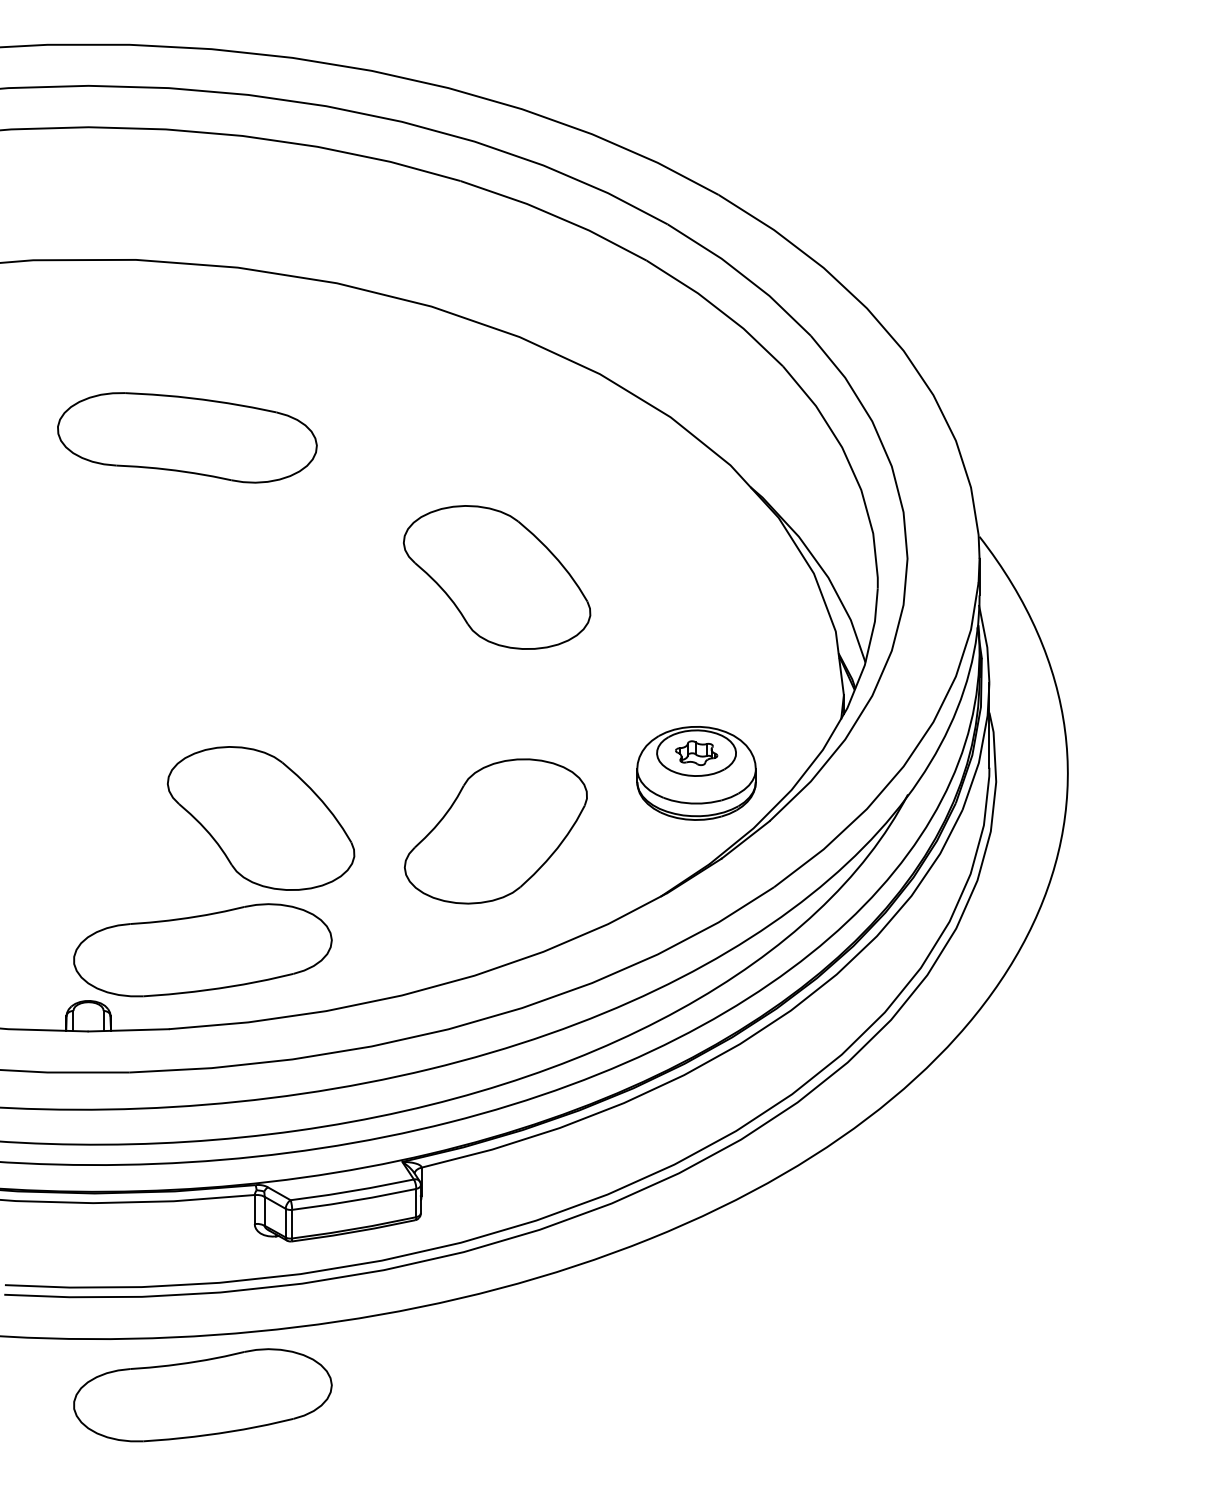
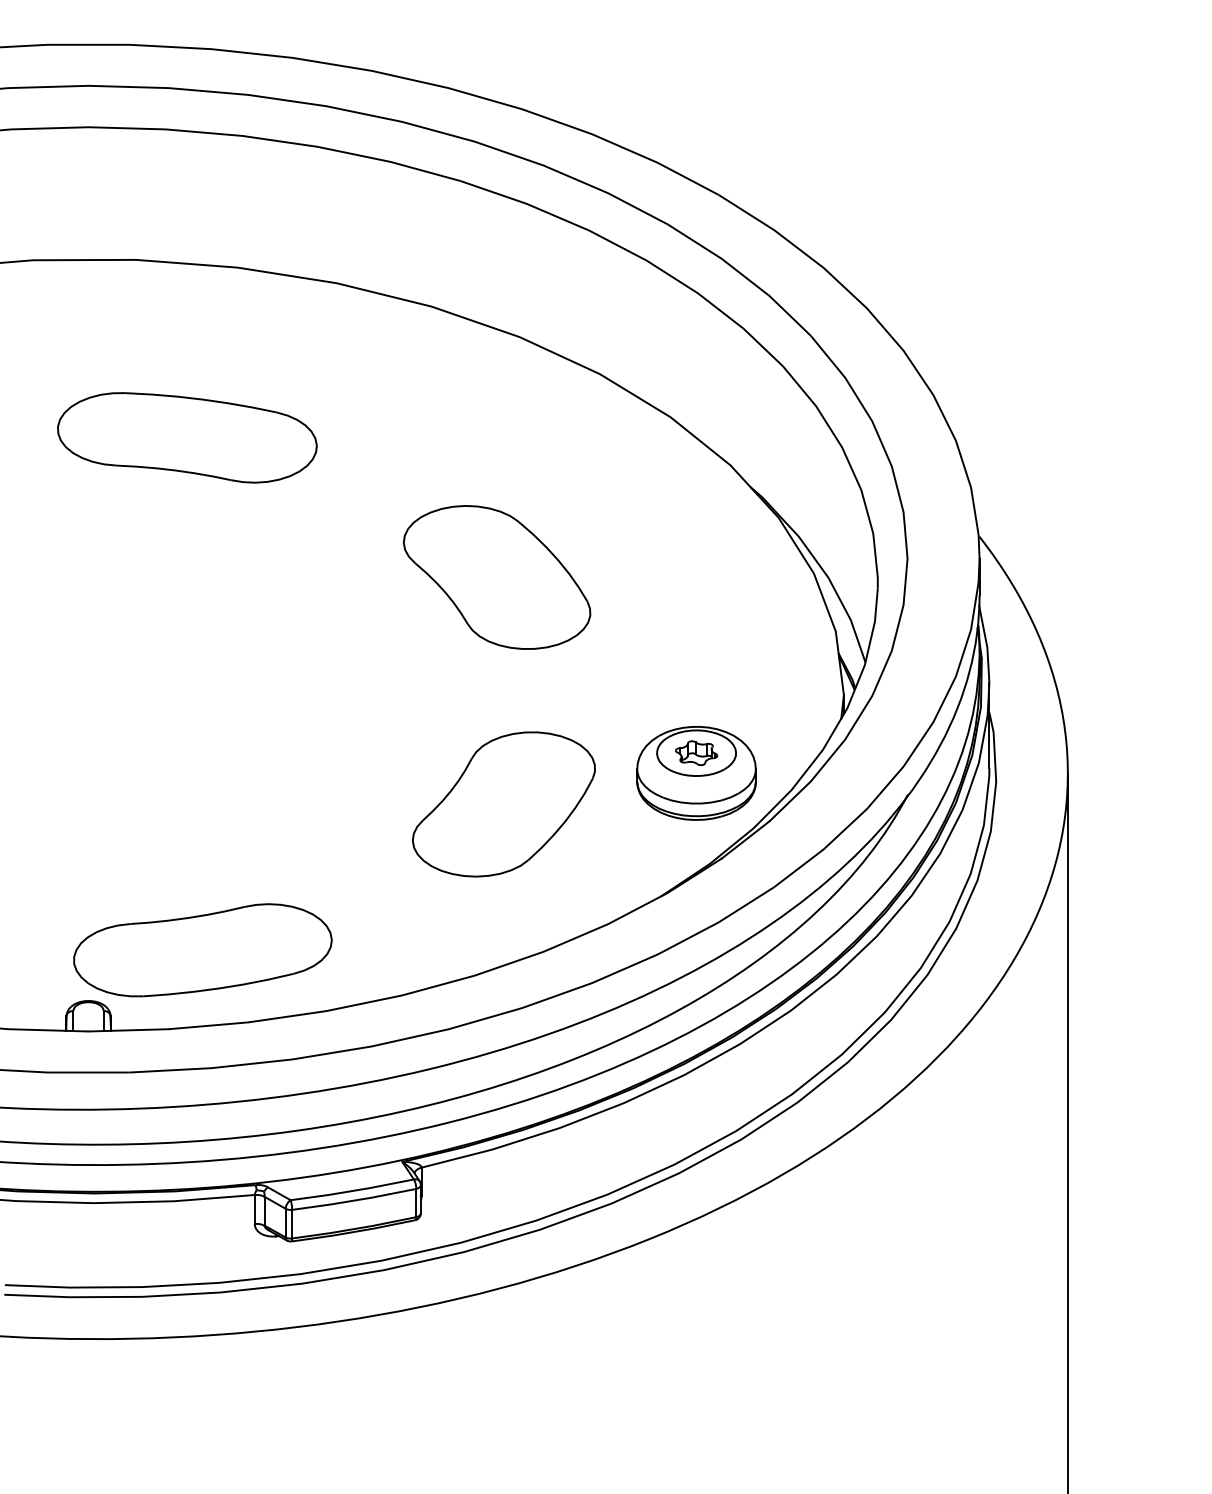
part: present -> none (261, 818)
part position: (495, 831) -> (503, 804) (503, 804)
line: none -> present (1067, 1131)
part: present -> none (202, 1395)
